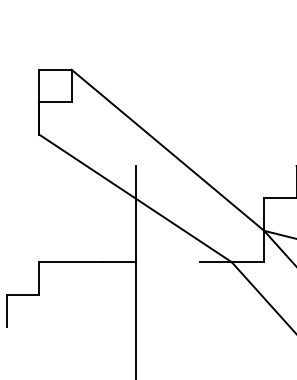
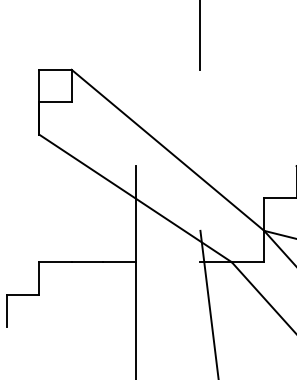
line: none -> present (200, 35)
line: none -> present (209, 303)
